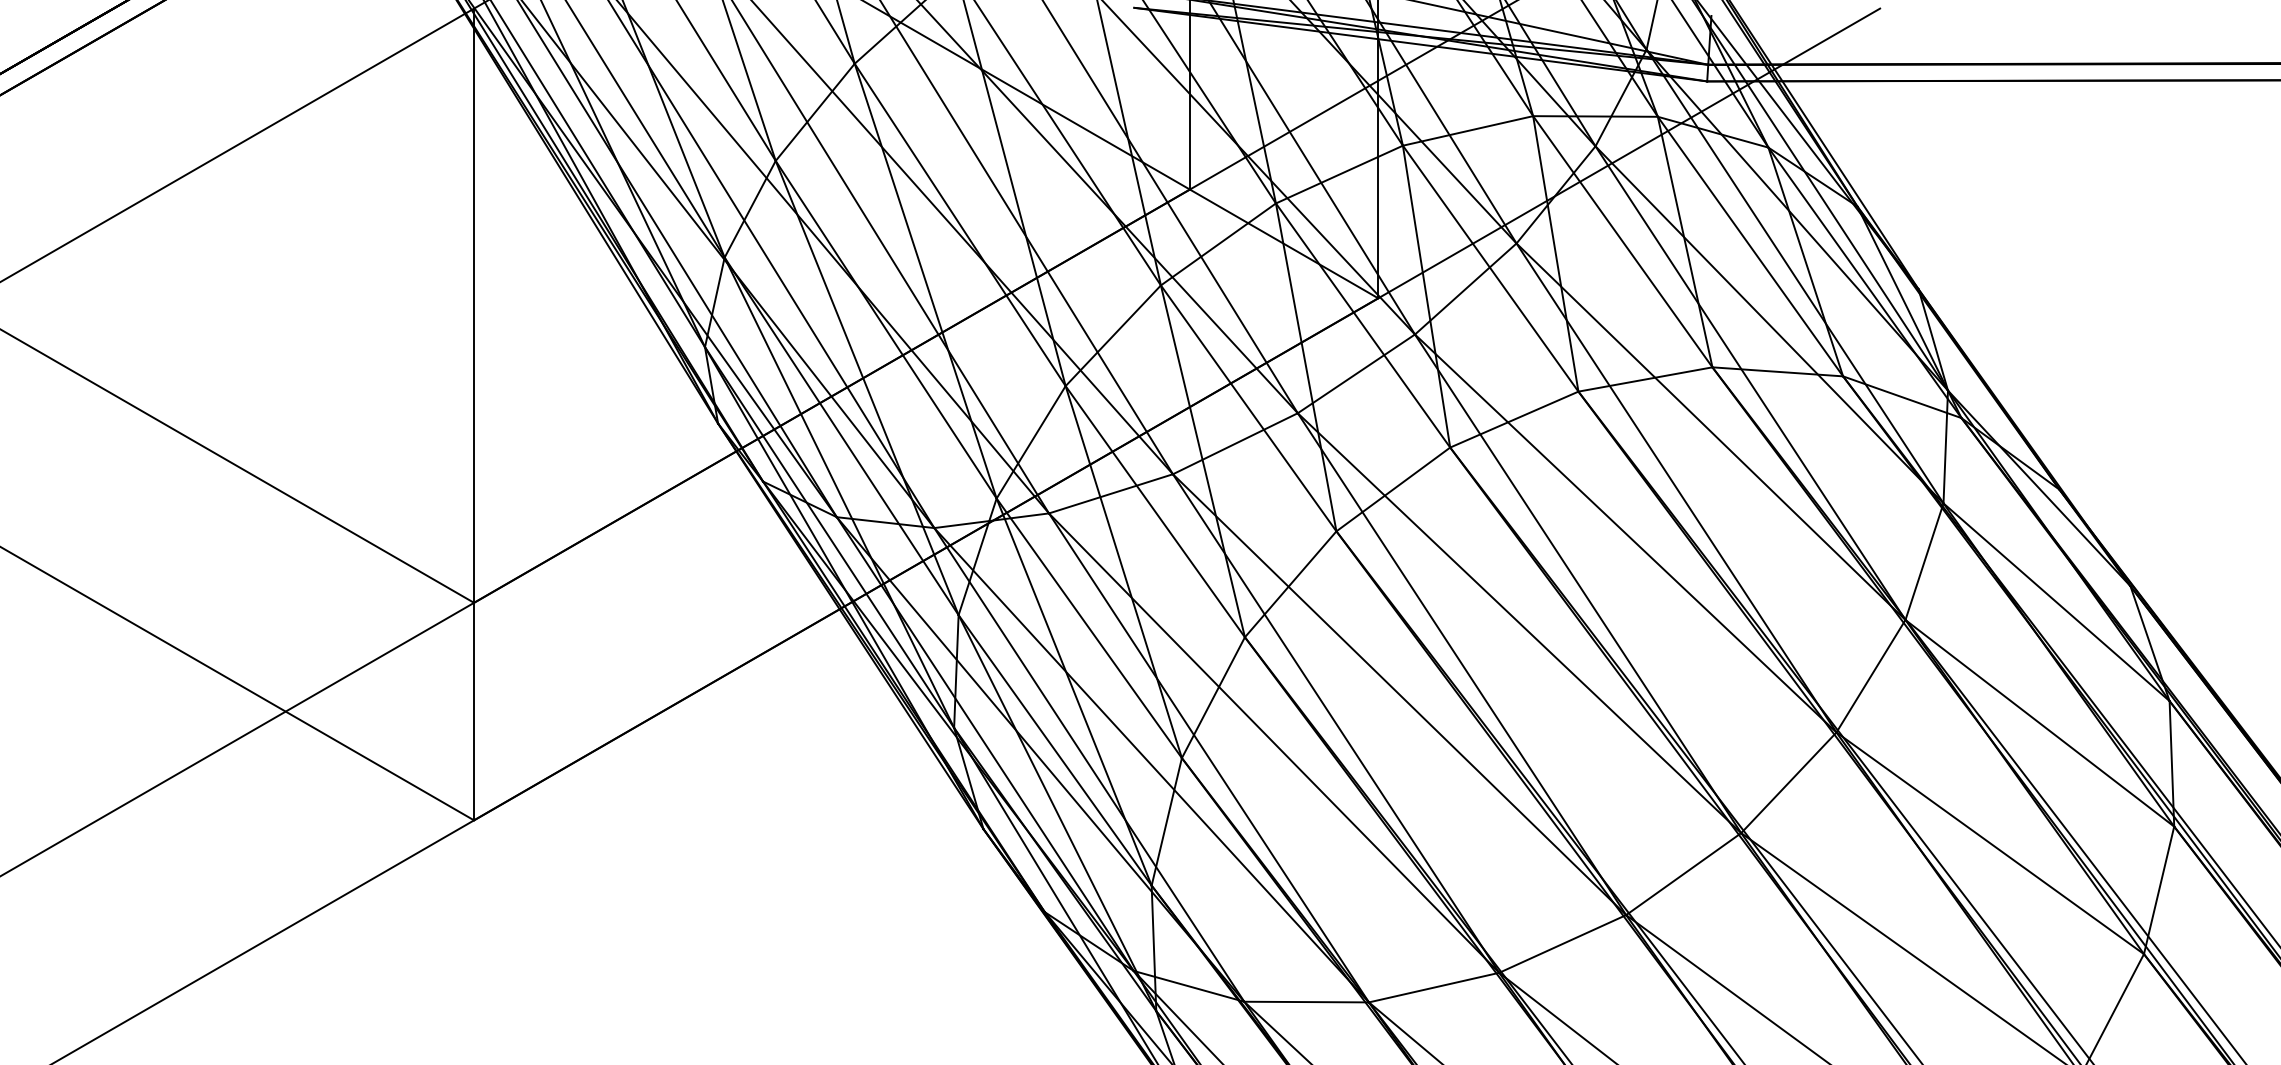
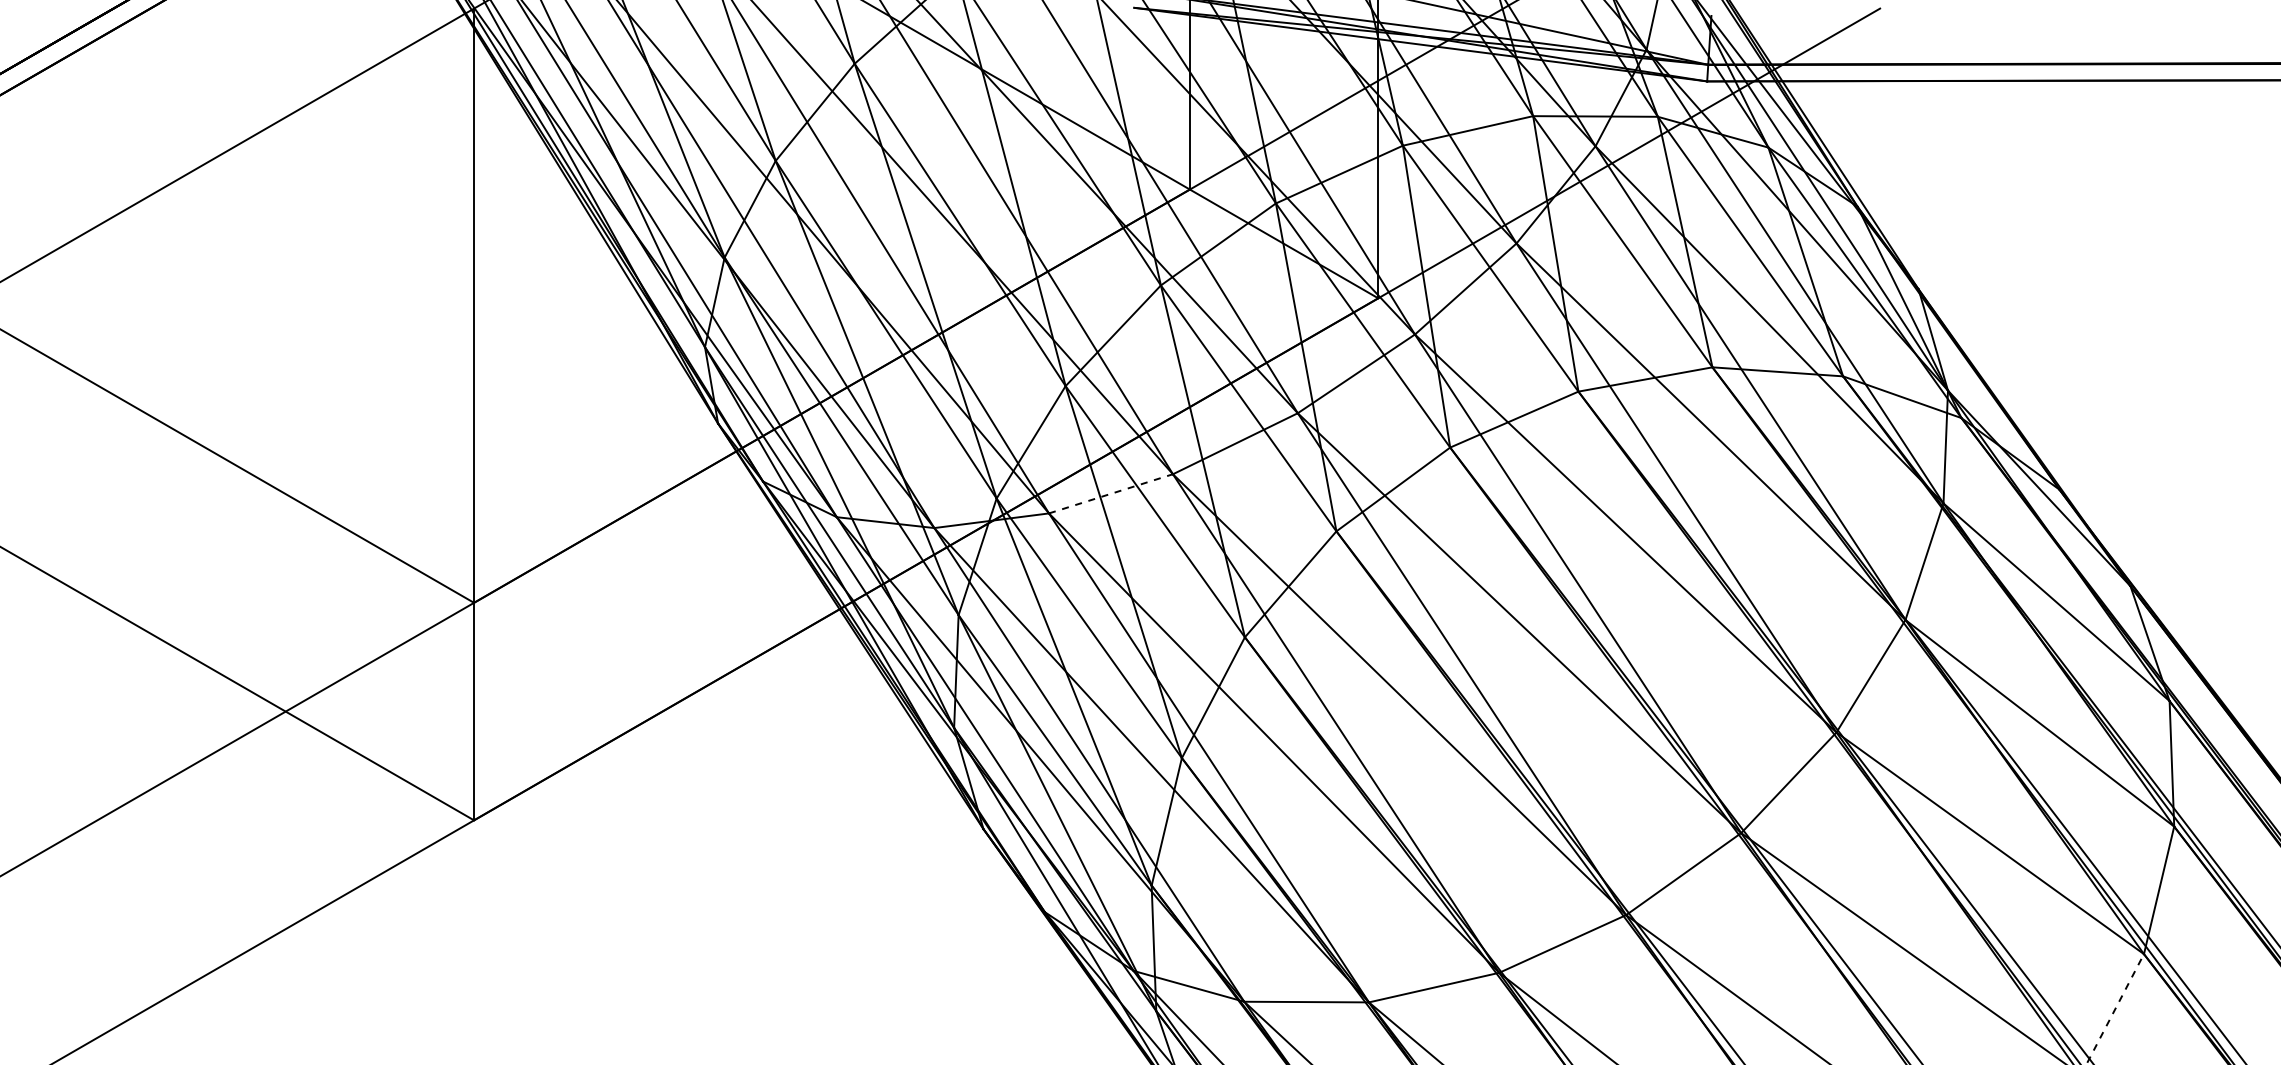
line: solid -> dashed (1111, 493)
line: solid -> dashed (2115, 1008)
